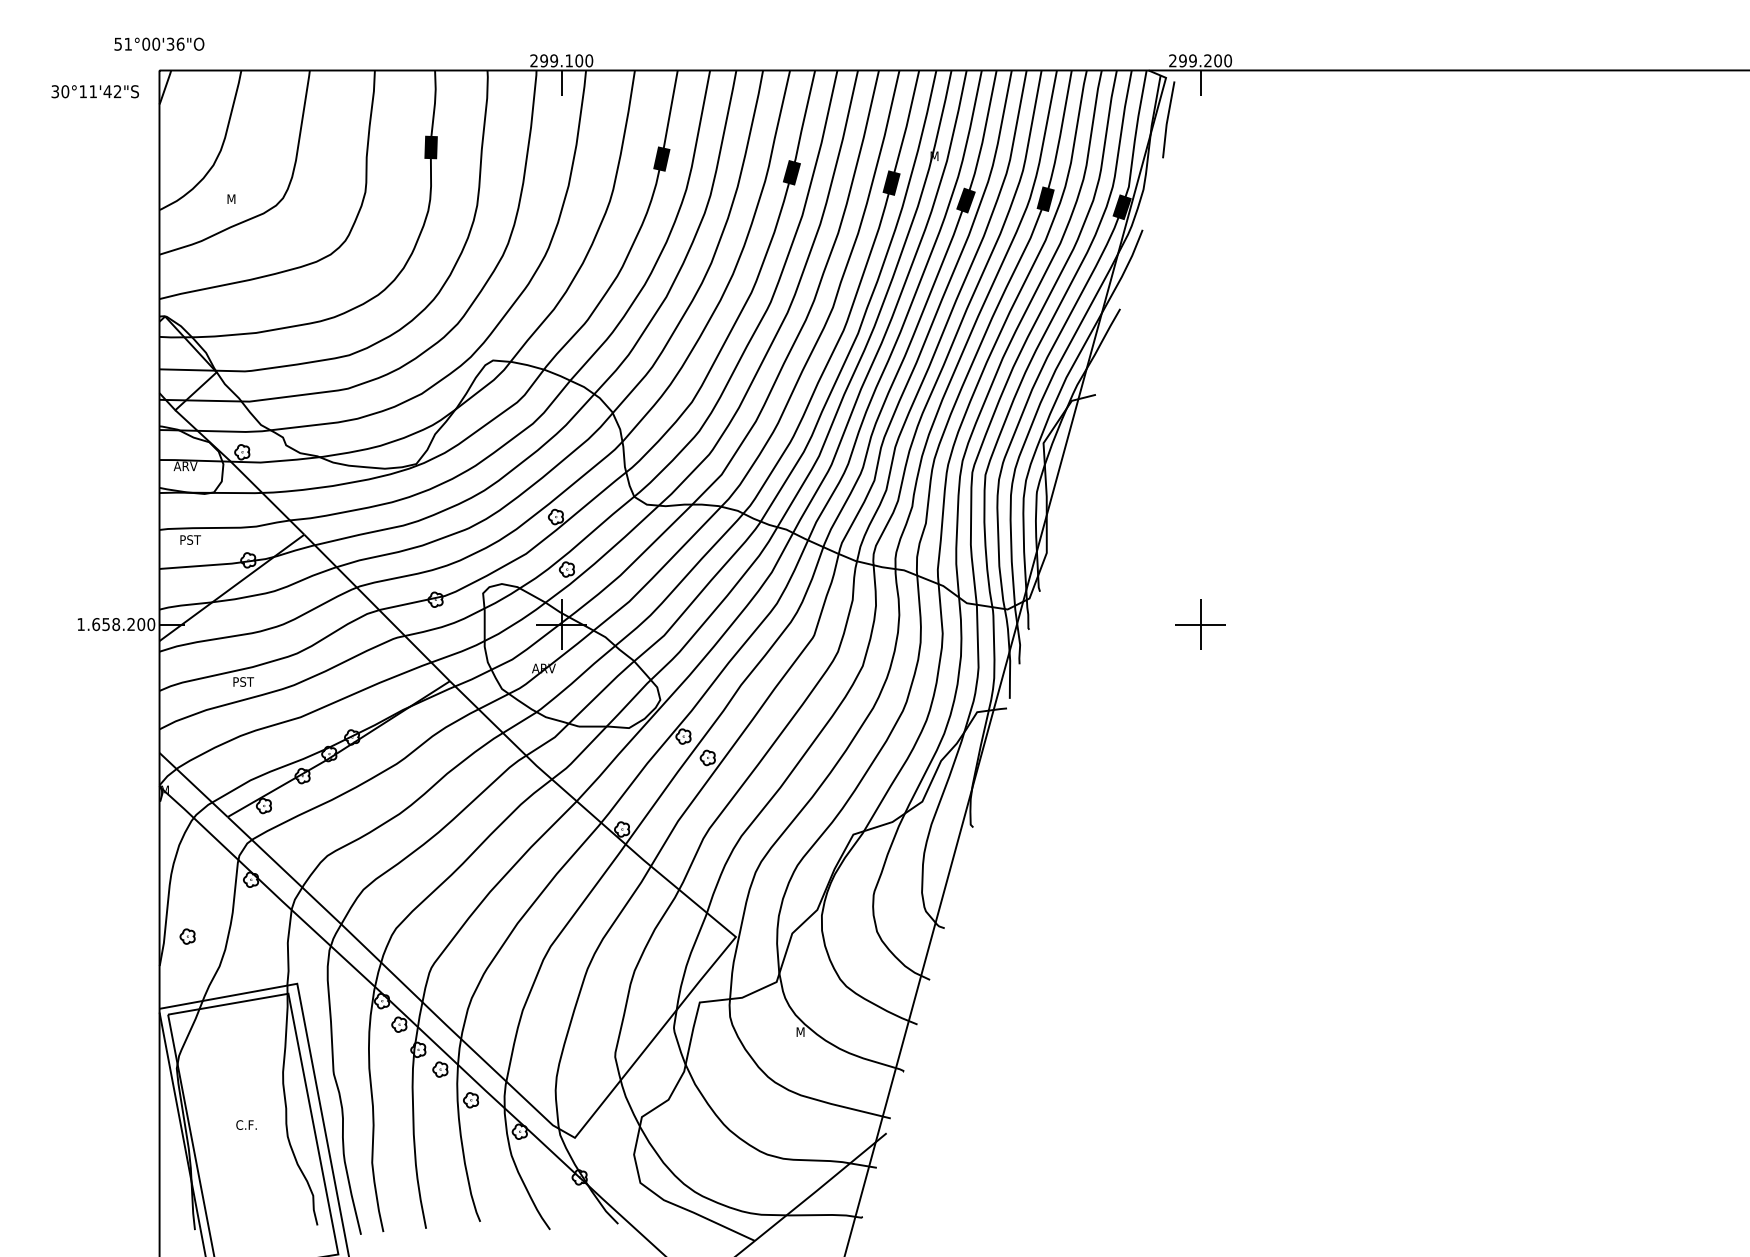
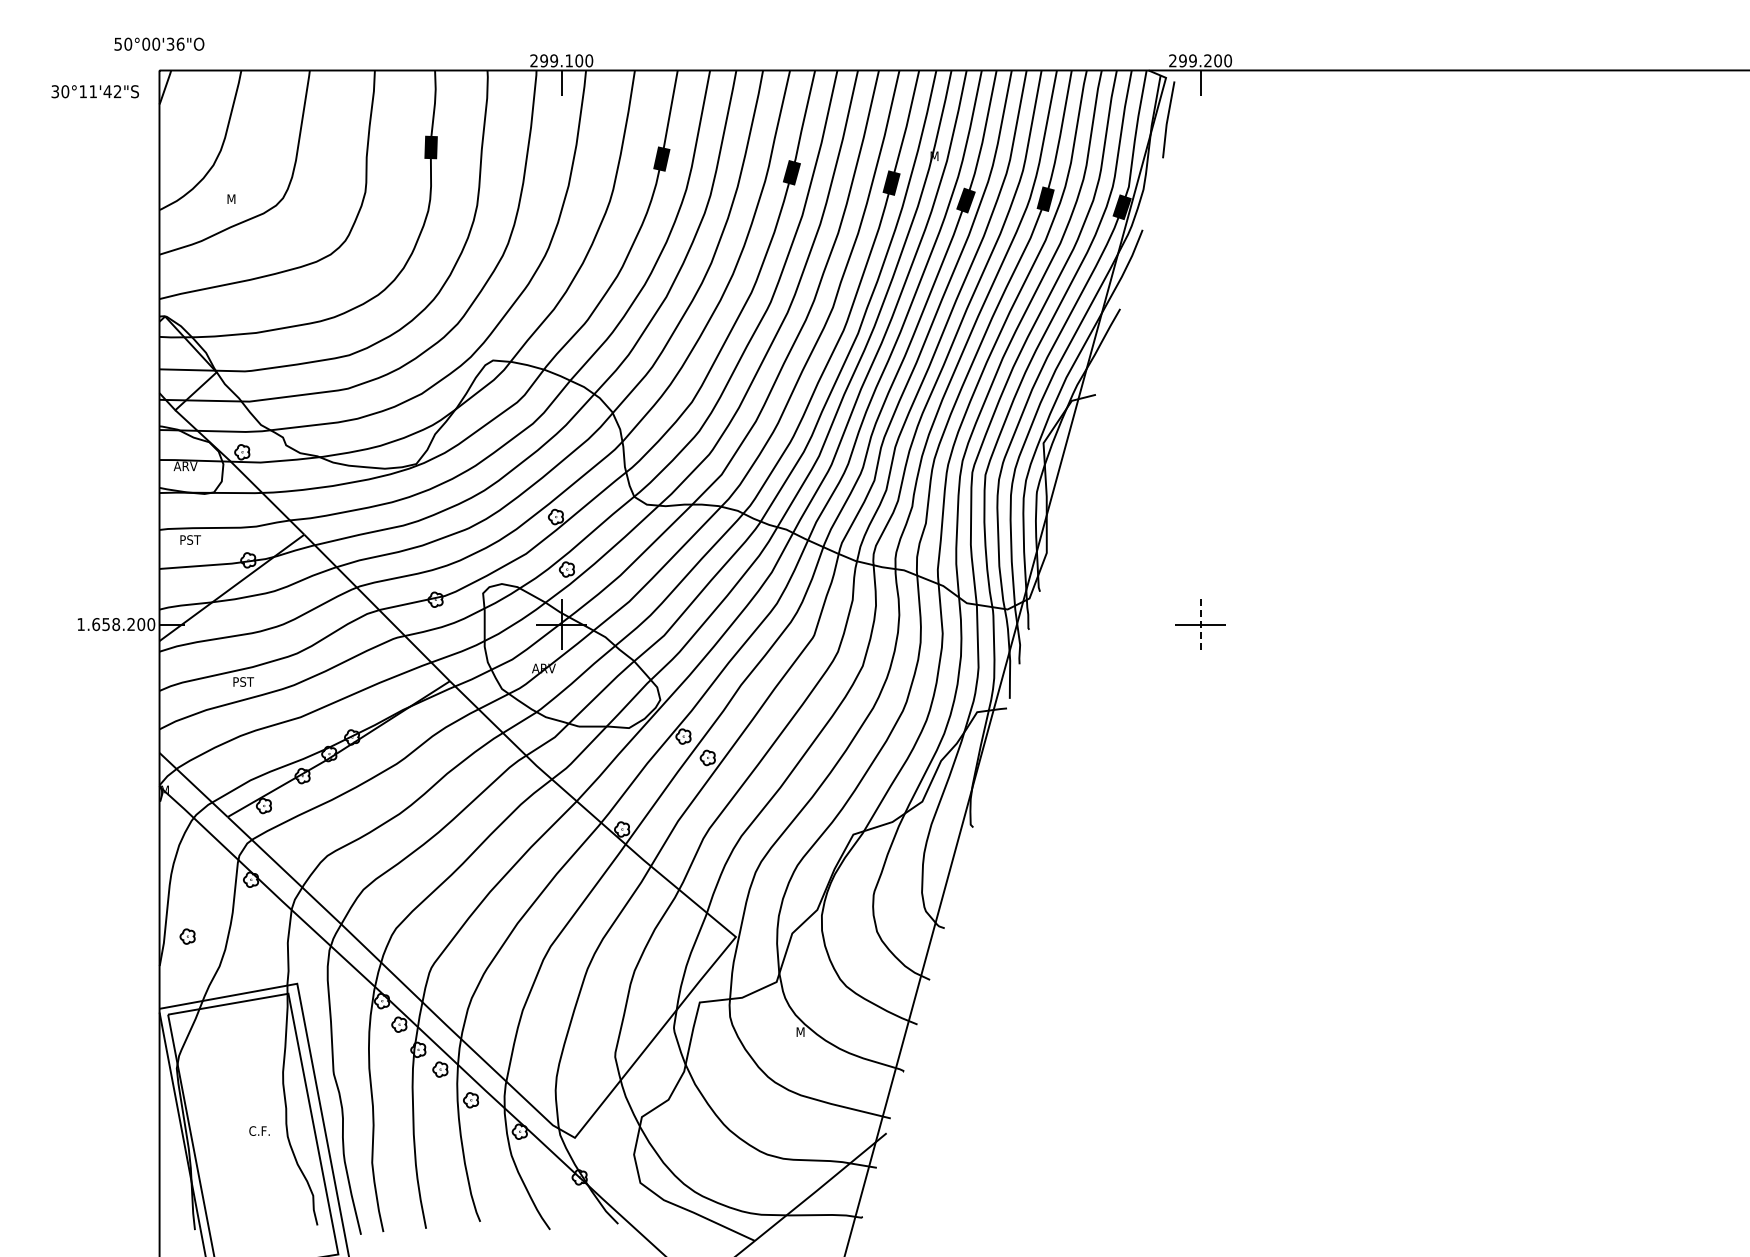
text: 51°00'36"O -> 50°00'36"O (128, 43)
line: solid -> dashed (1200, 624)
text position: (246, 1124) -> (259, 1130) (259, 1130)
